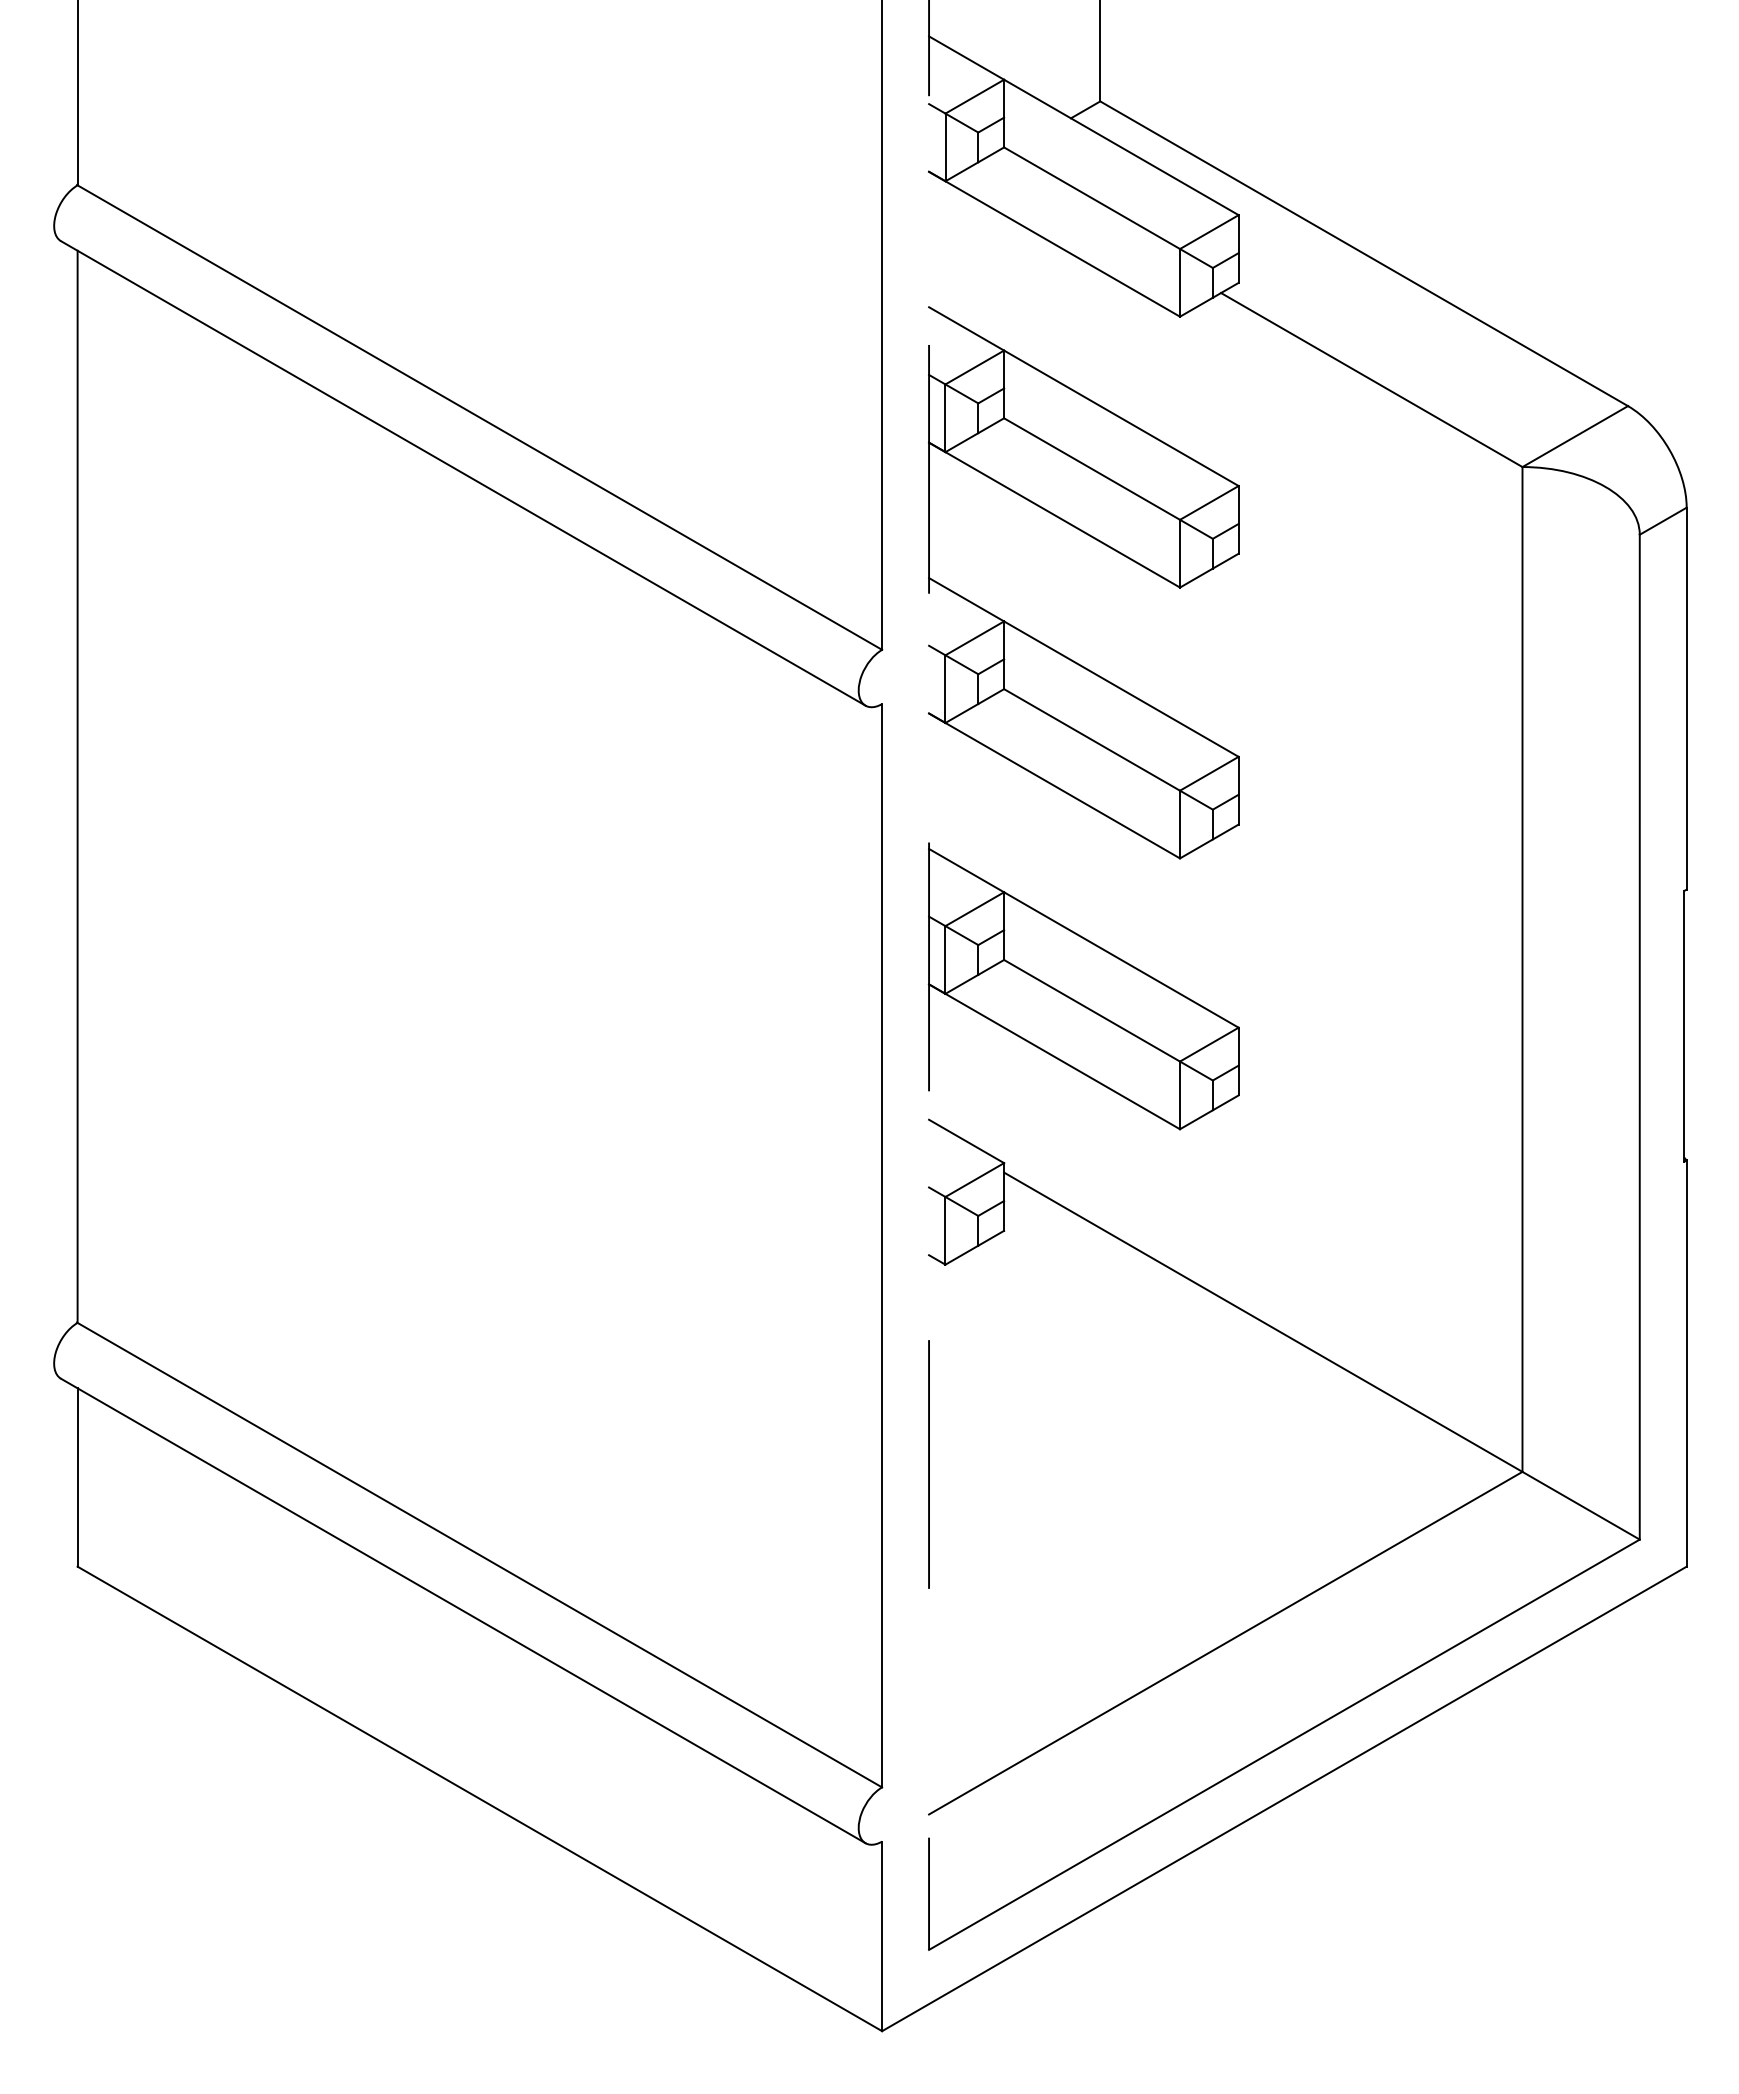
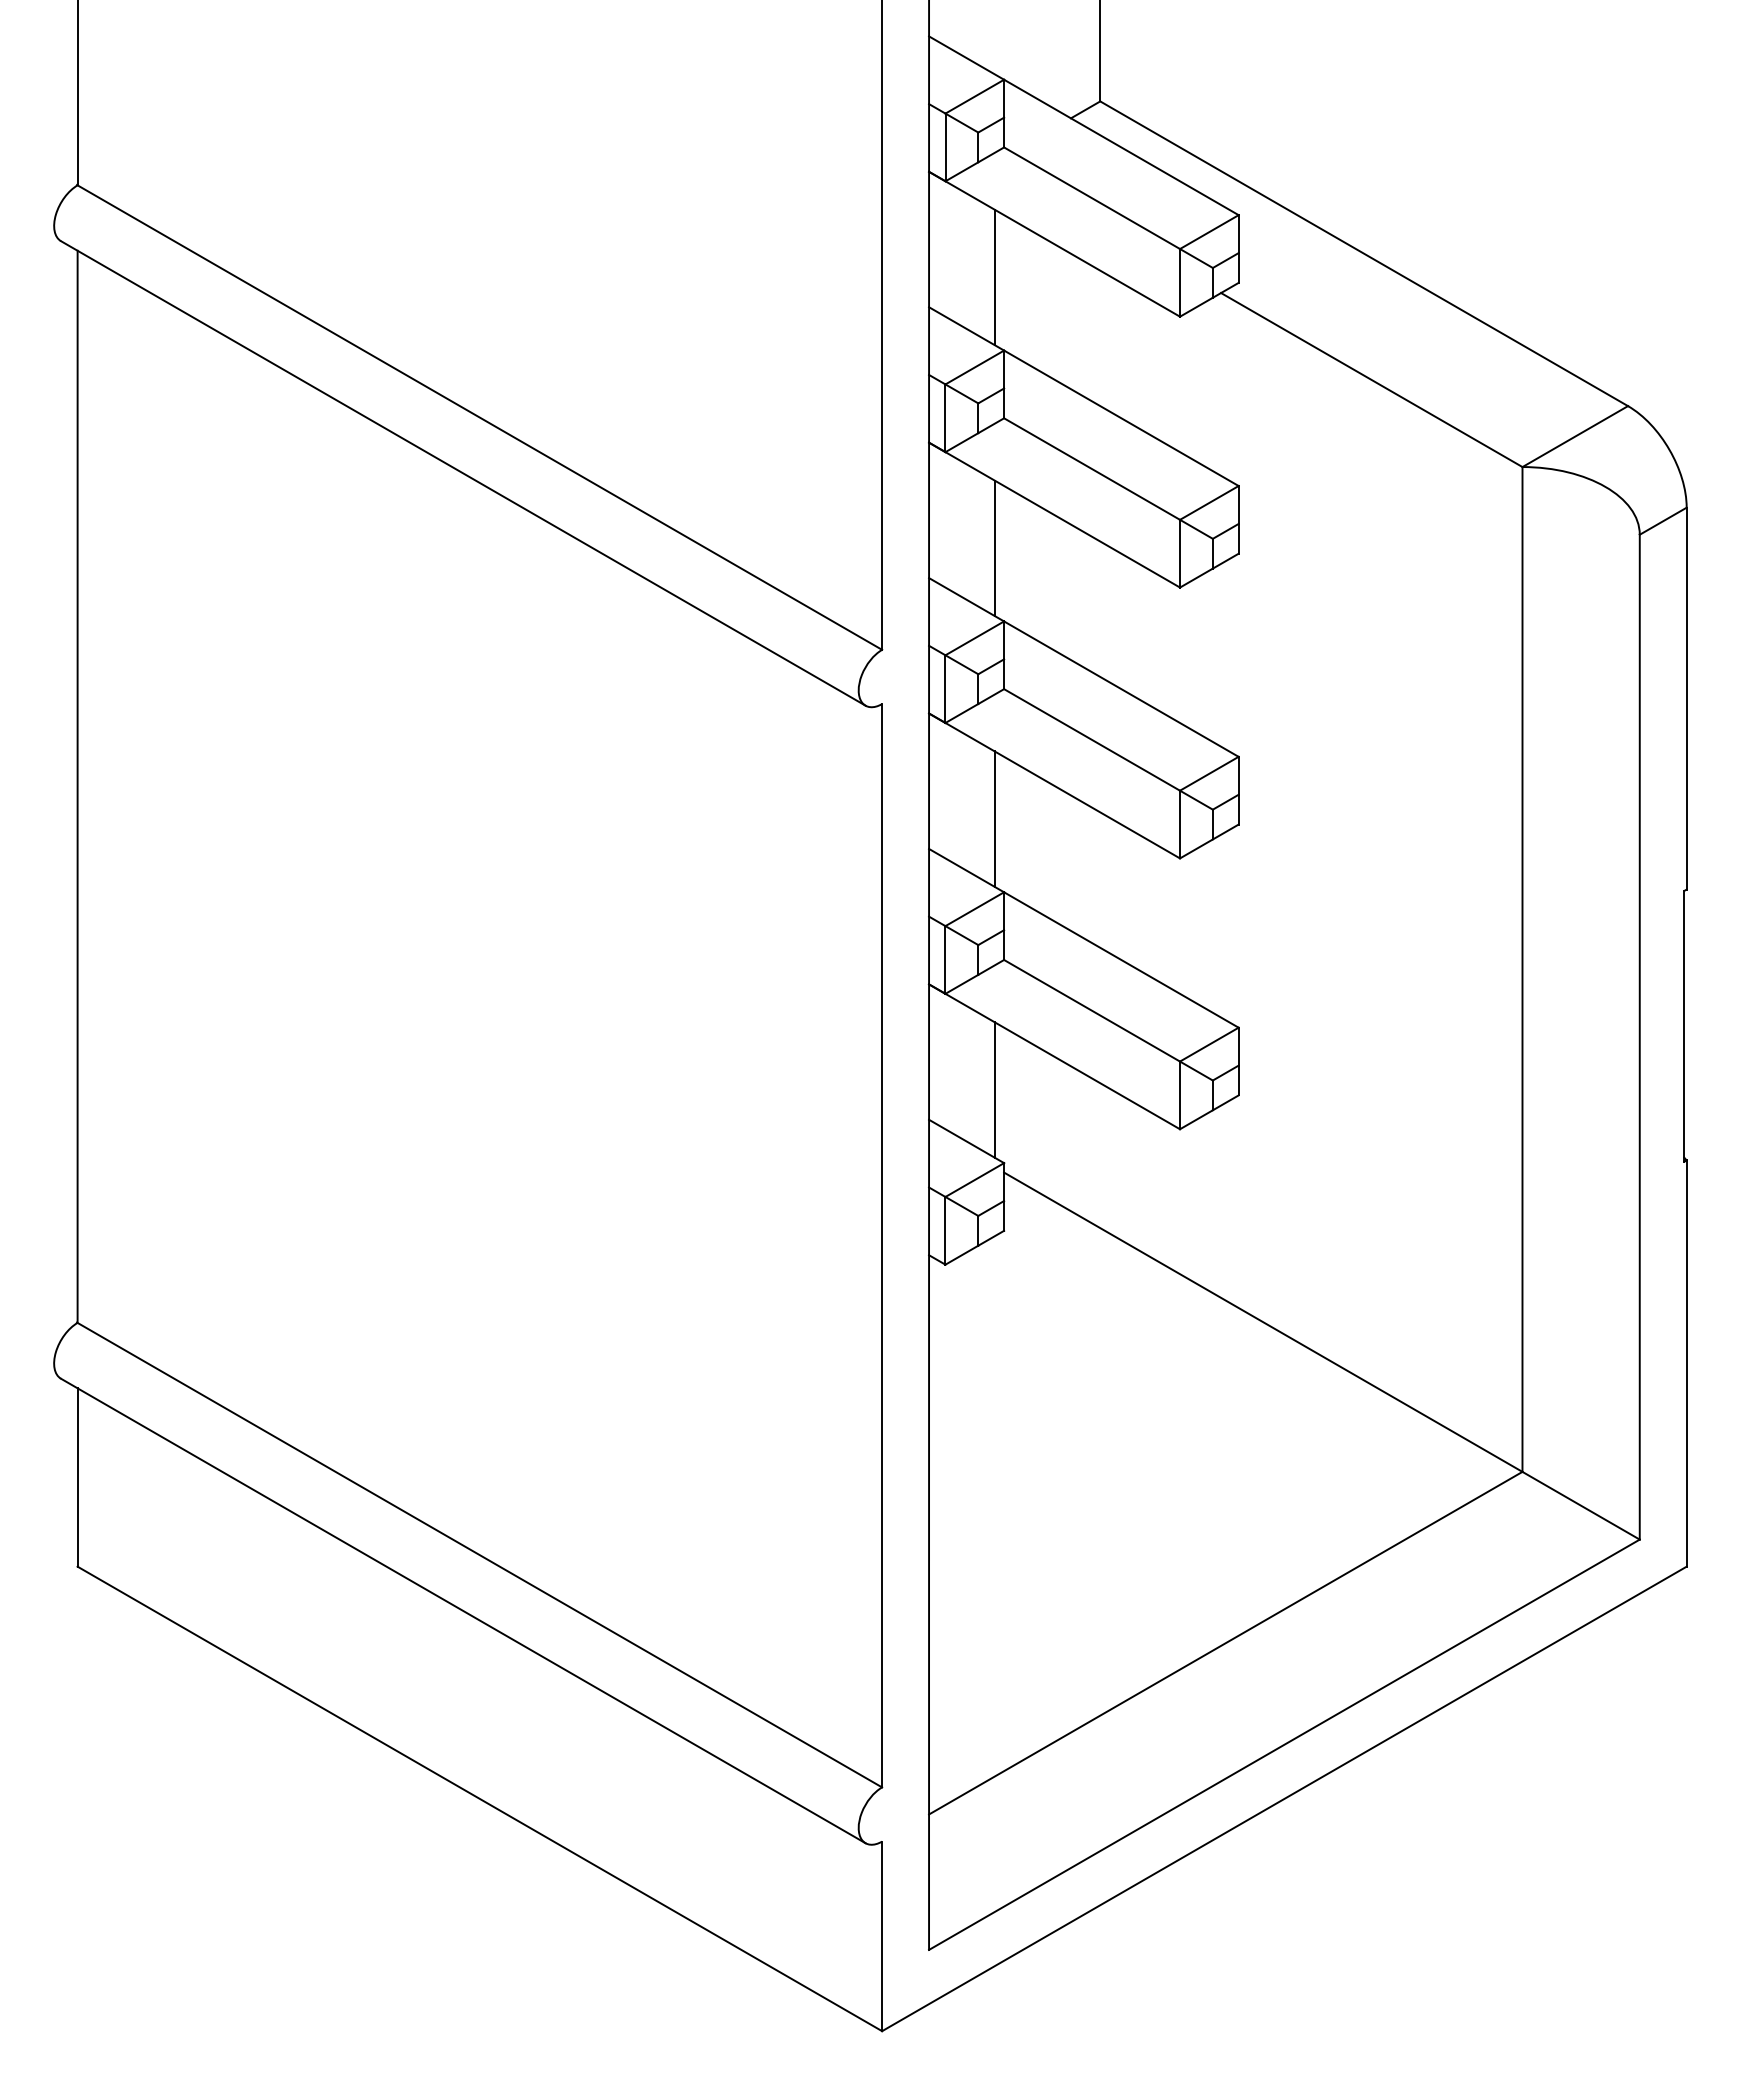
line: none -> present (994, 277)
line: none -> present (994, 548)
line: none -> present (994, 818)
line: dashed -> solid (929, 975)
line: none -> present (994, 1089)
